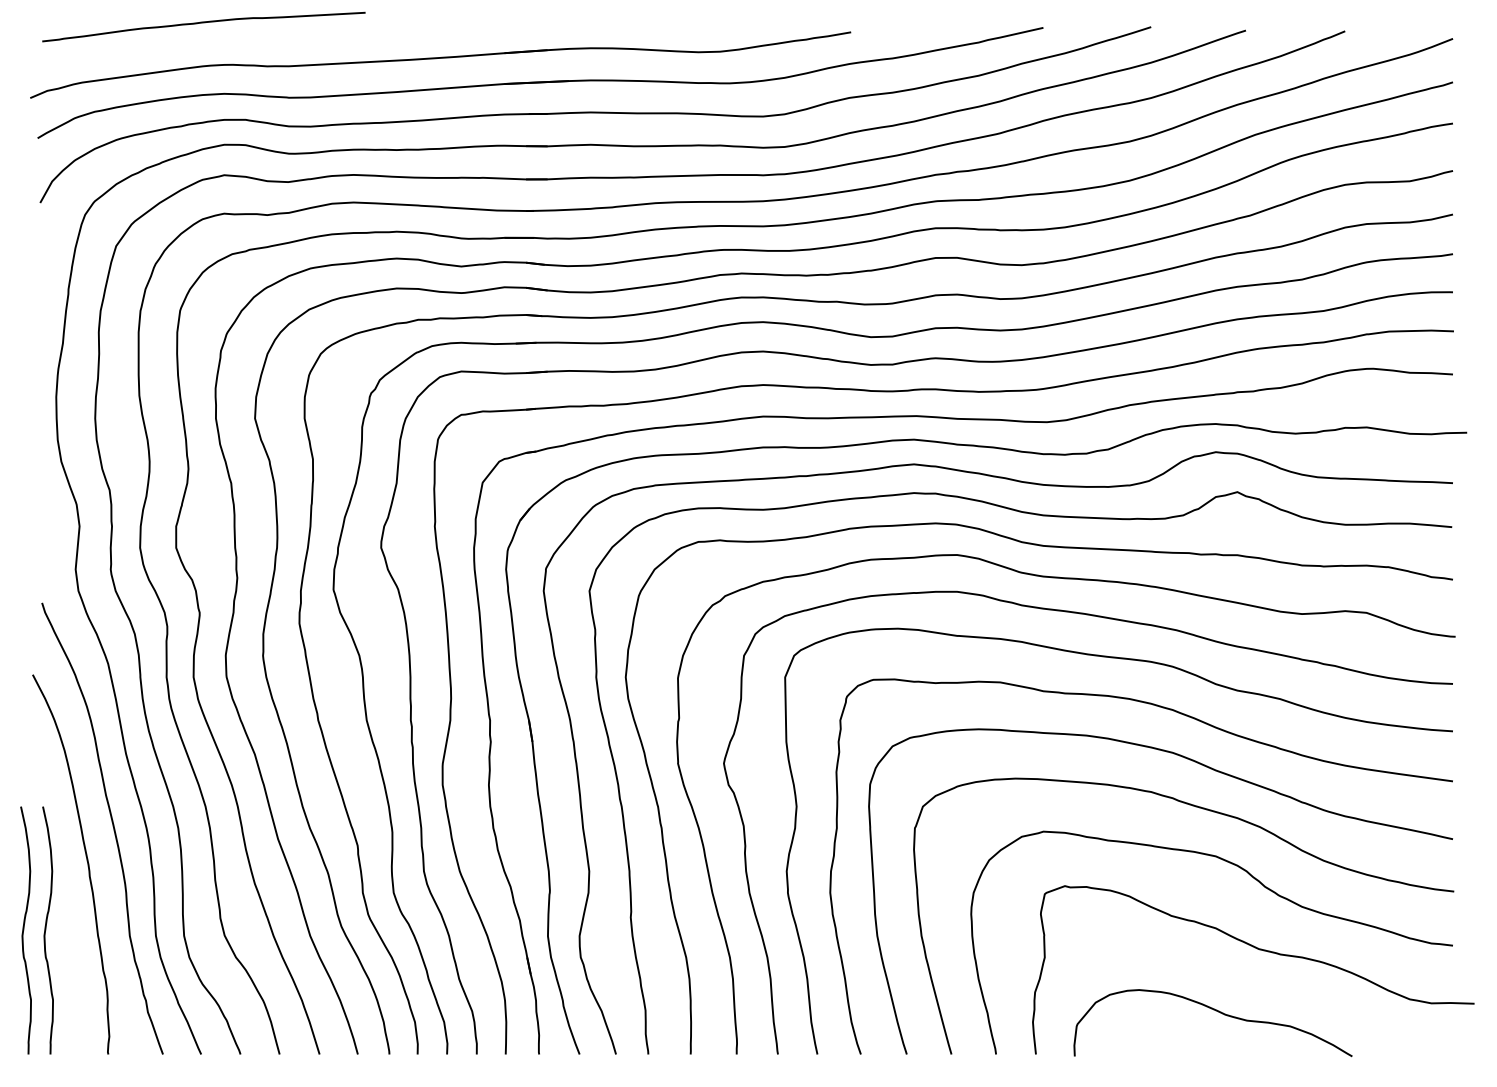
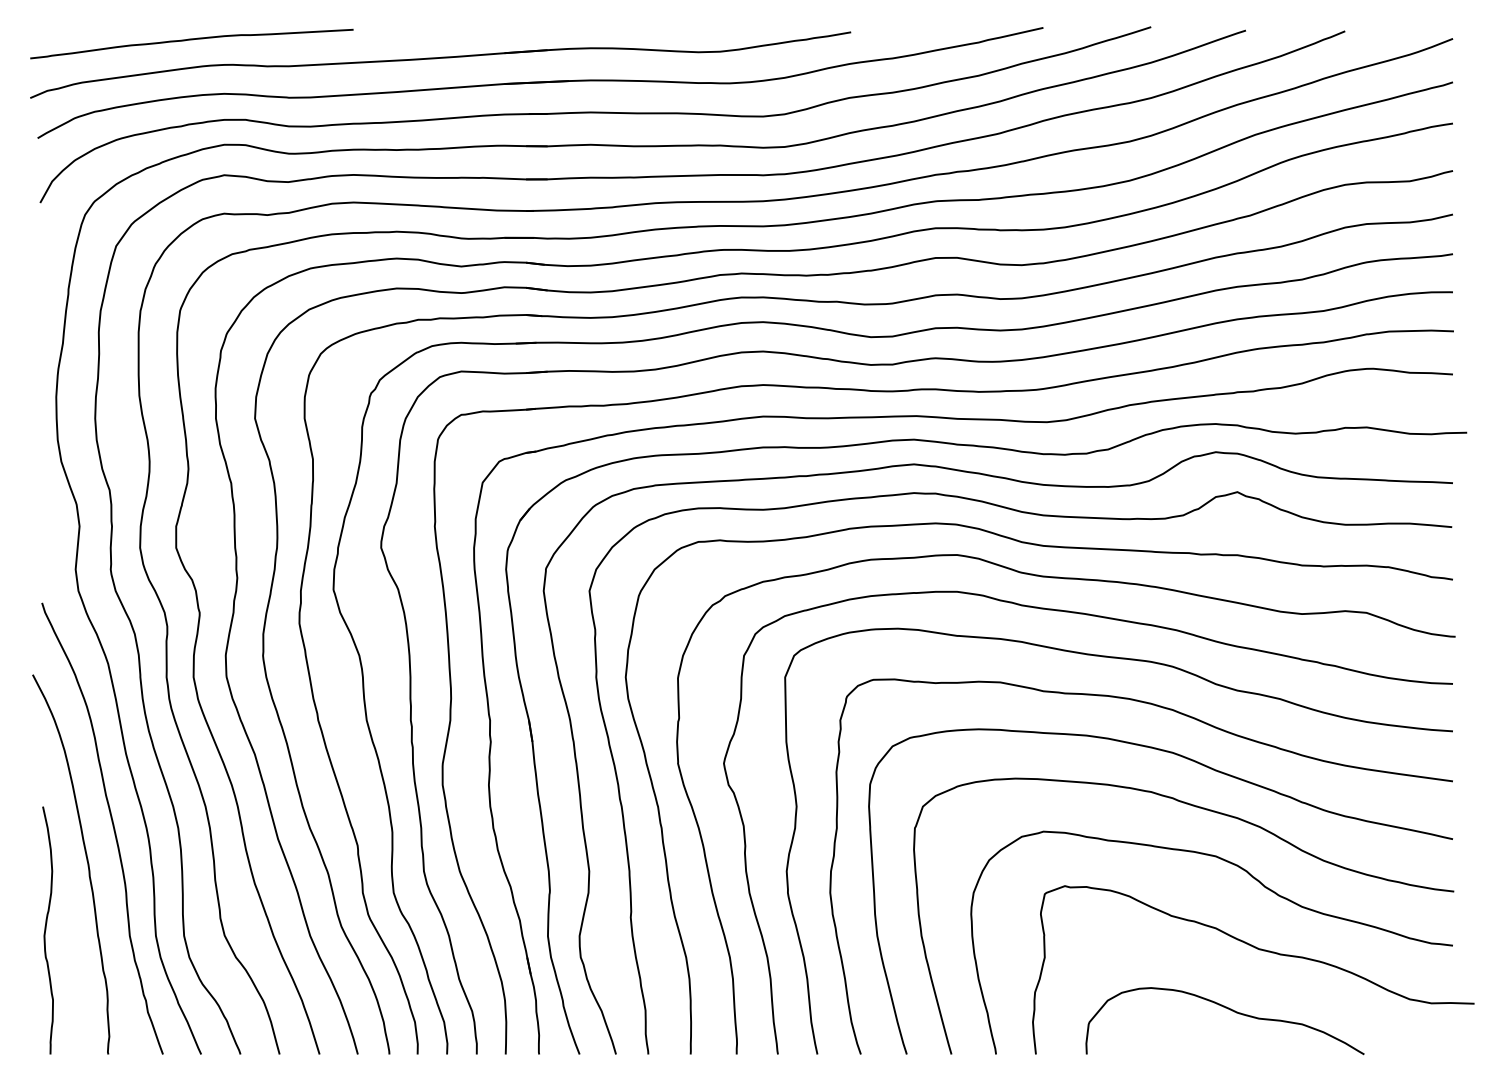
curve position: (203, 23) -> (191, 40) (191, 40)
curve: present -> none (24, 930)
curve position: (1215, 1011) -> (1227, 1009) (1227, 1009)
